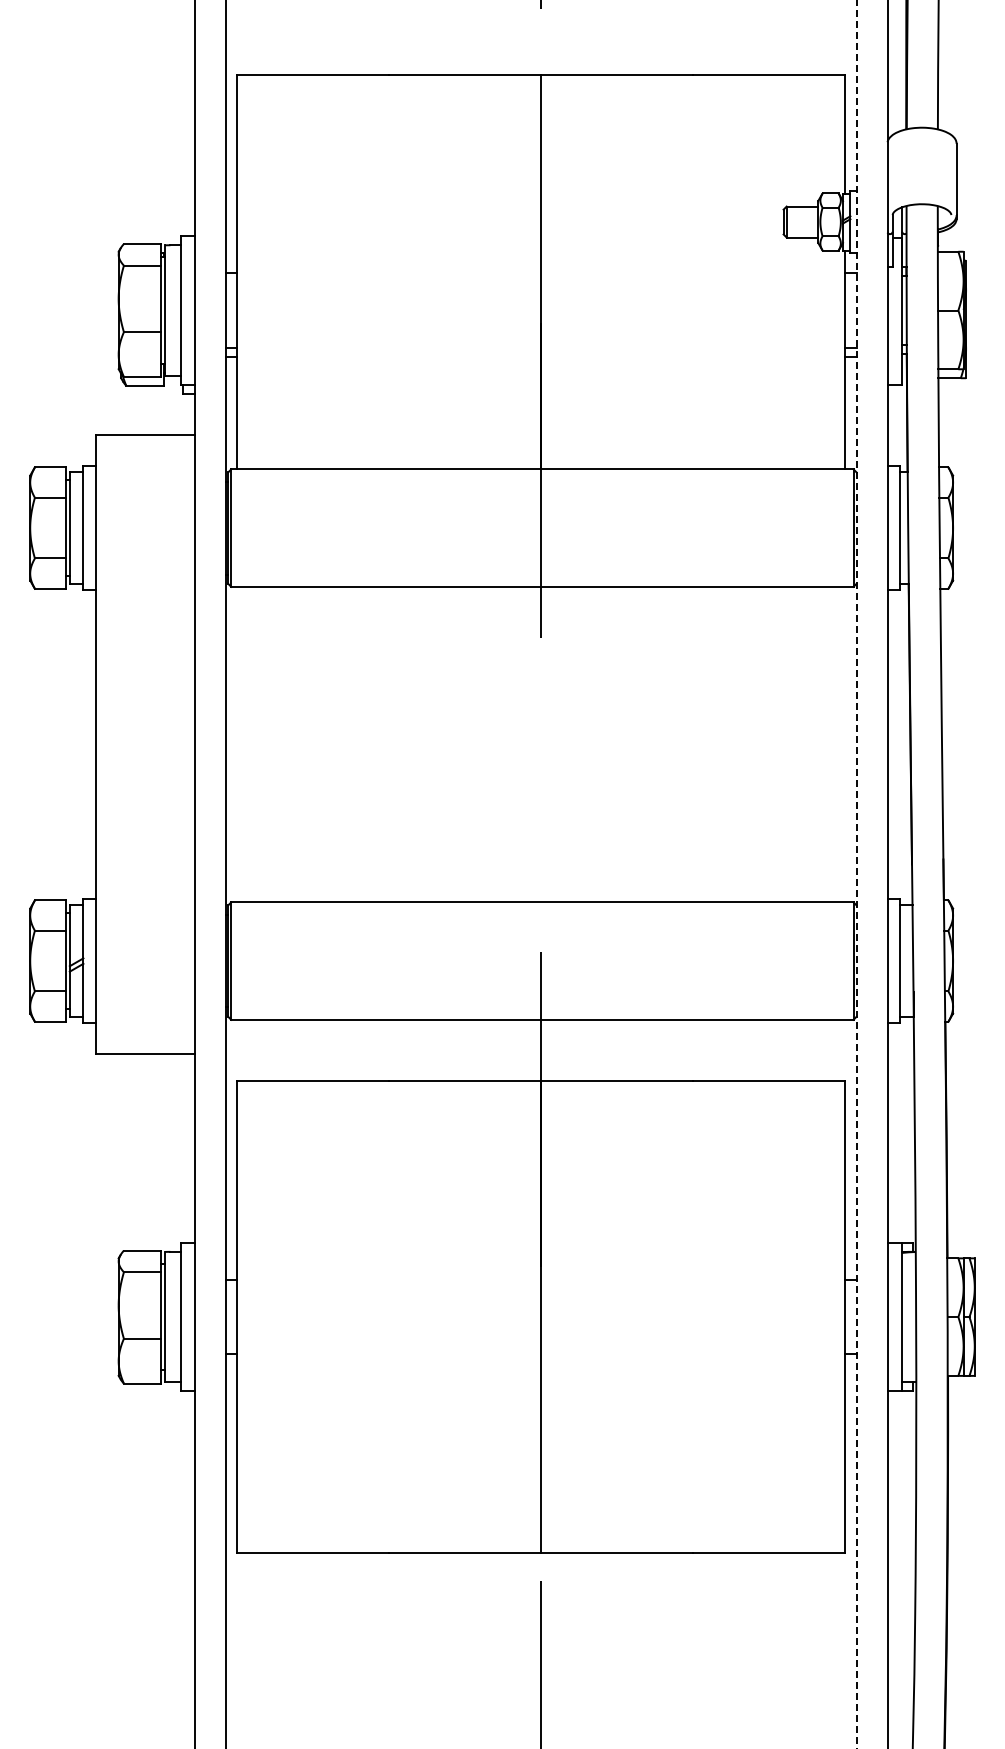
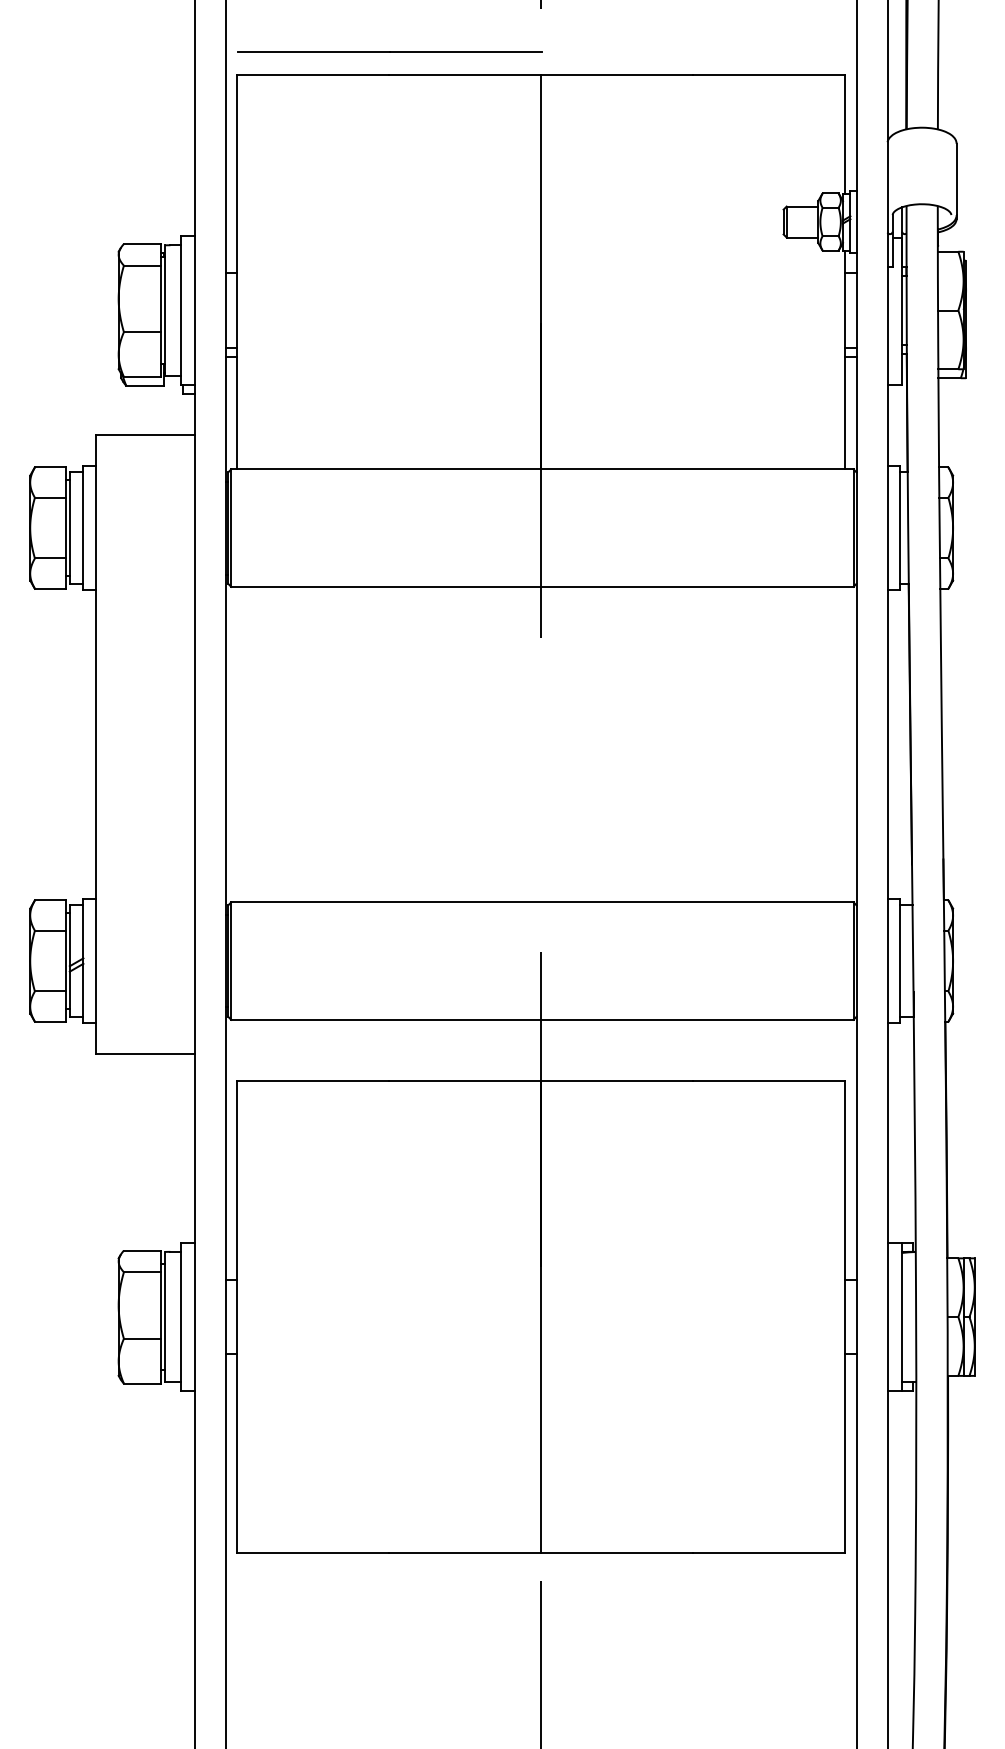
line: none -> present (389, 51)
line: dashed -> solid (856, 874)
